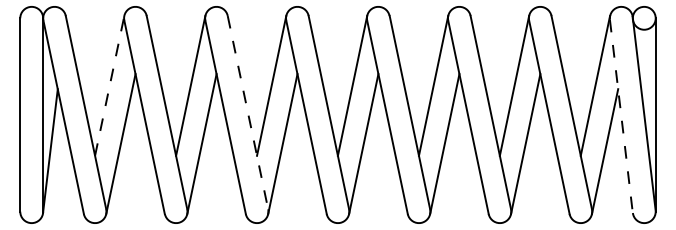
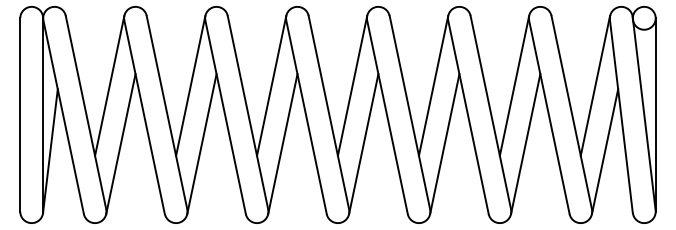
line: dashed -> solid (109, 85)
line: dashed -> solid (247, 112)
line: dashed -> solid (621, 116)
